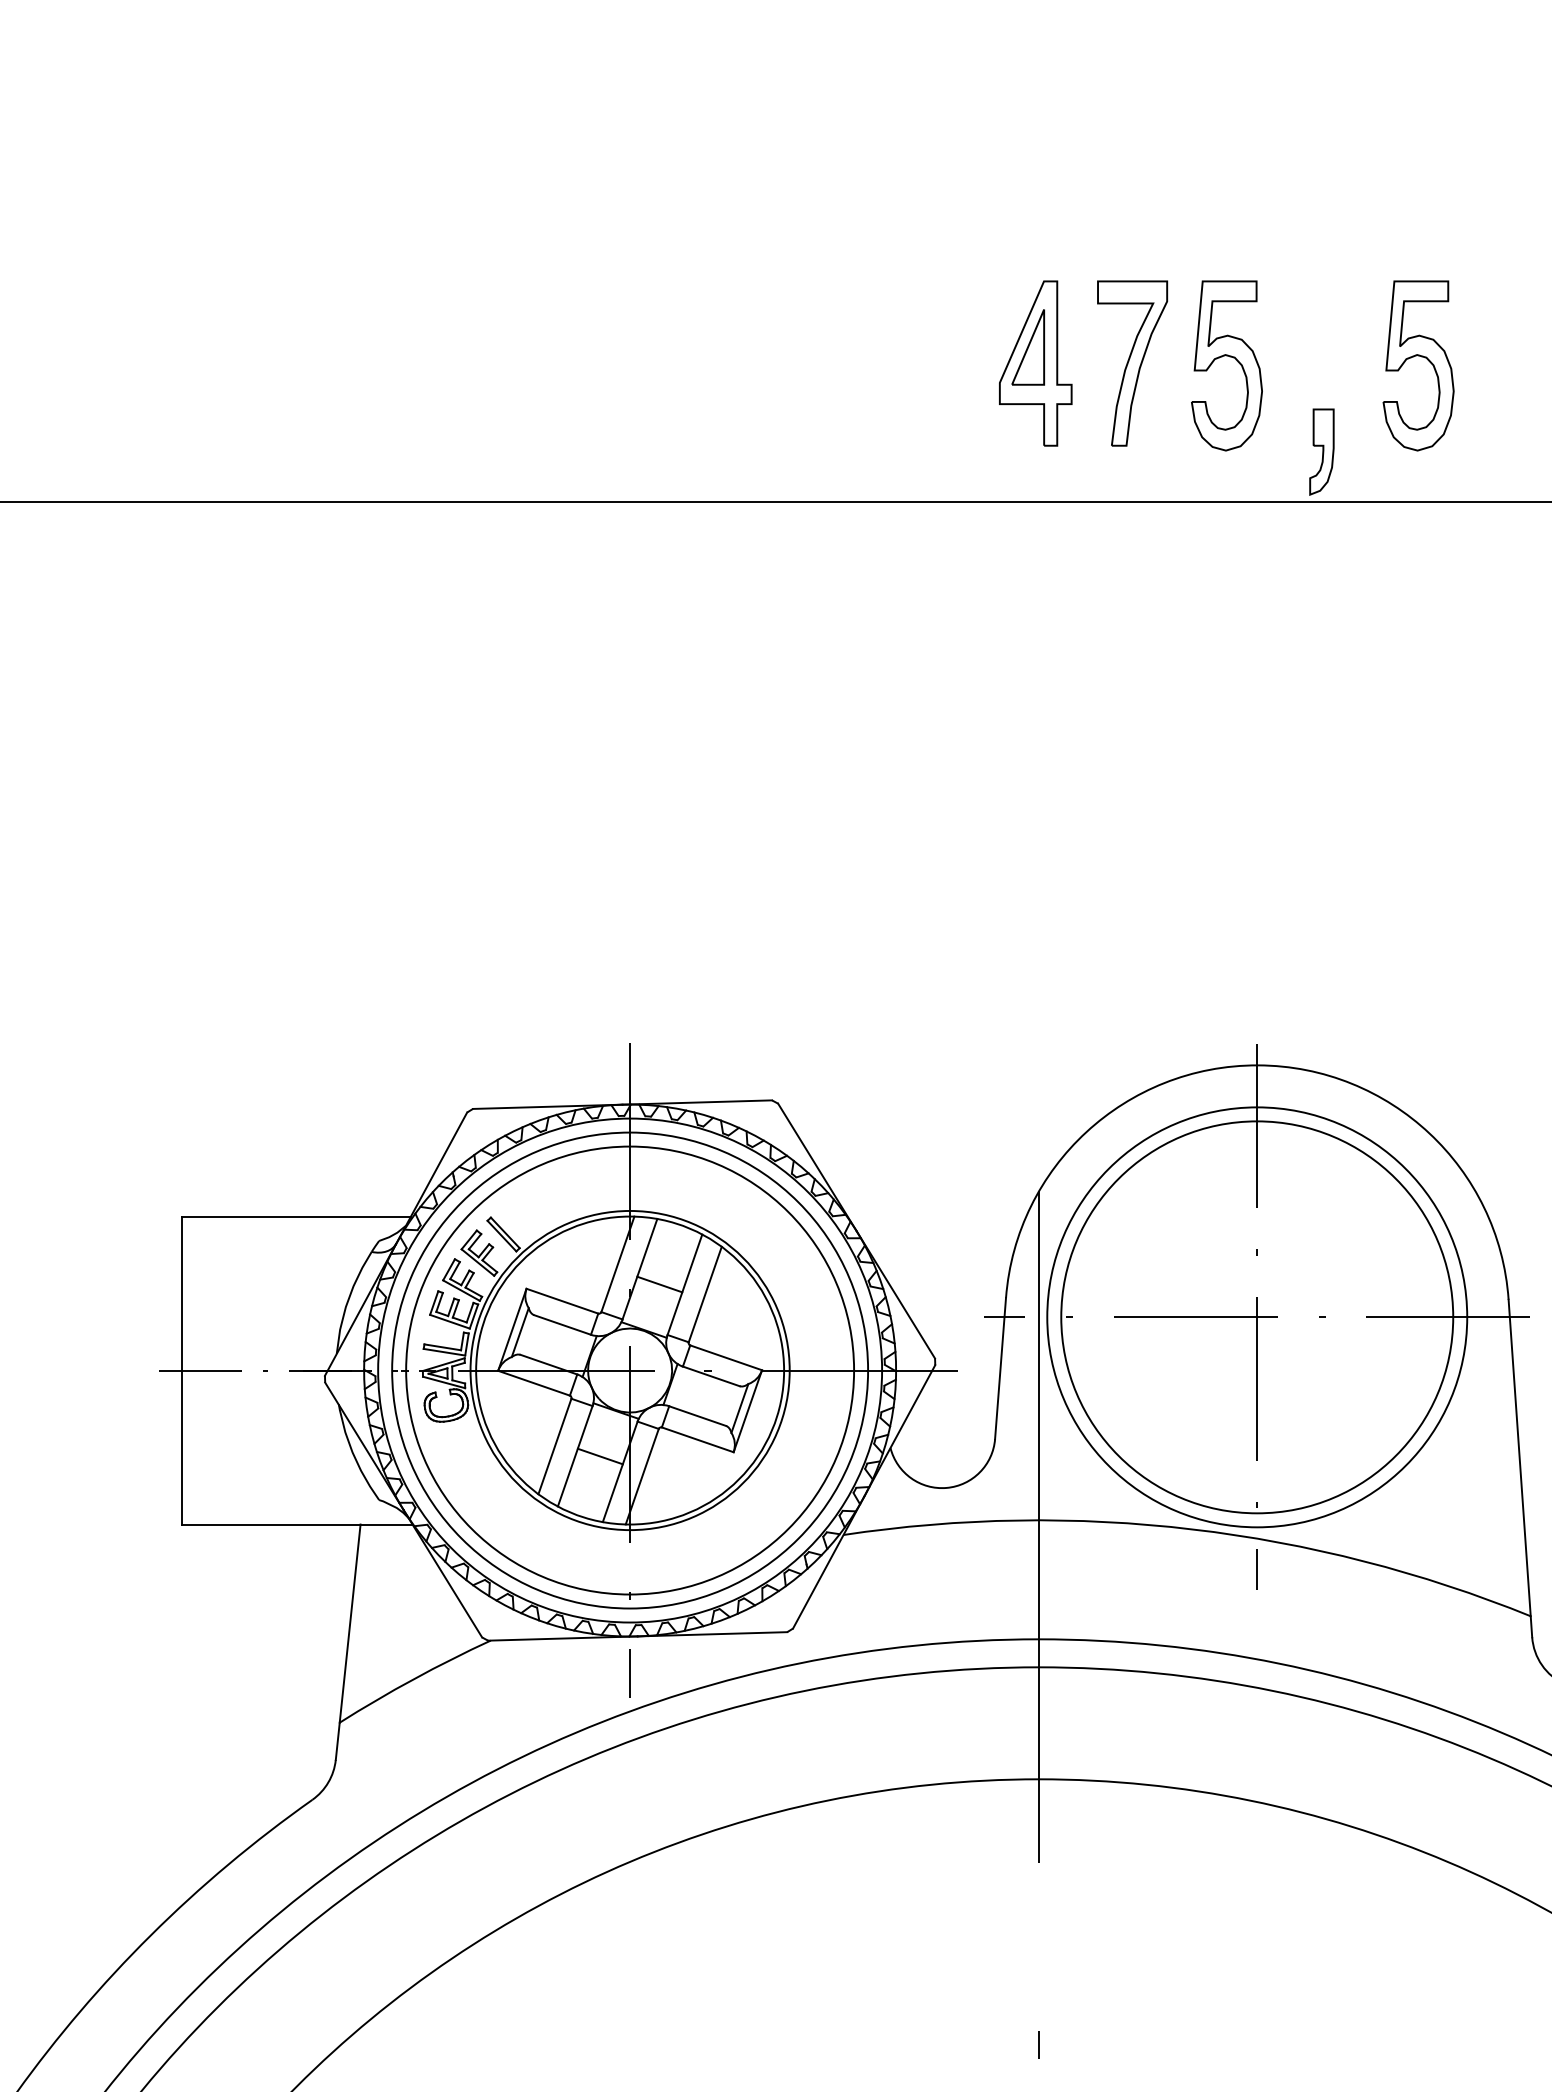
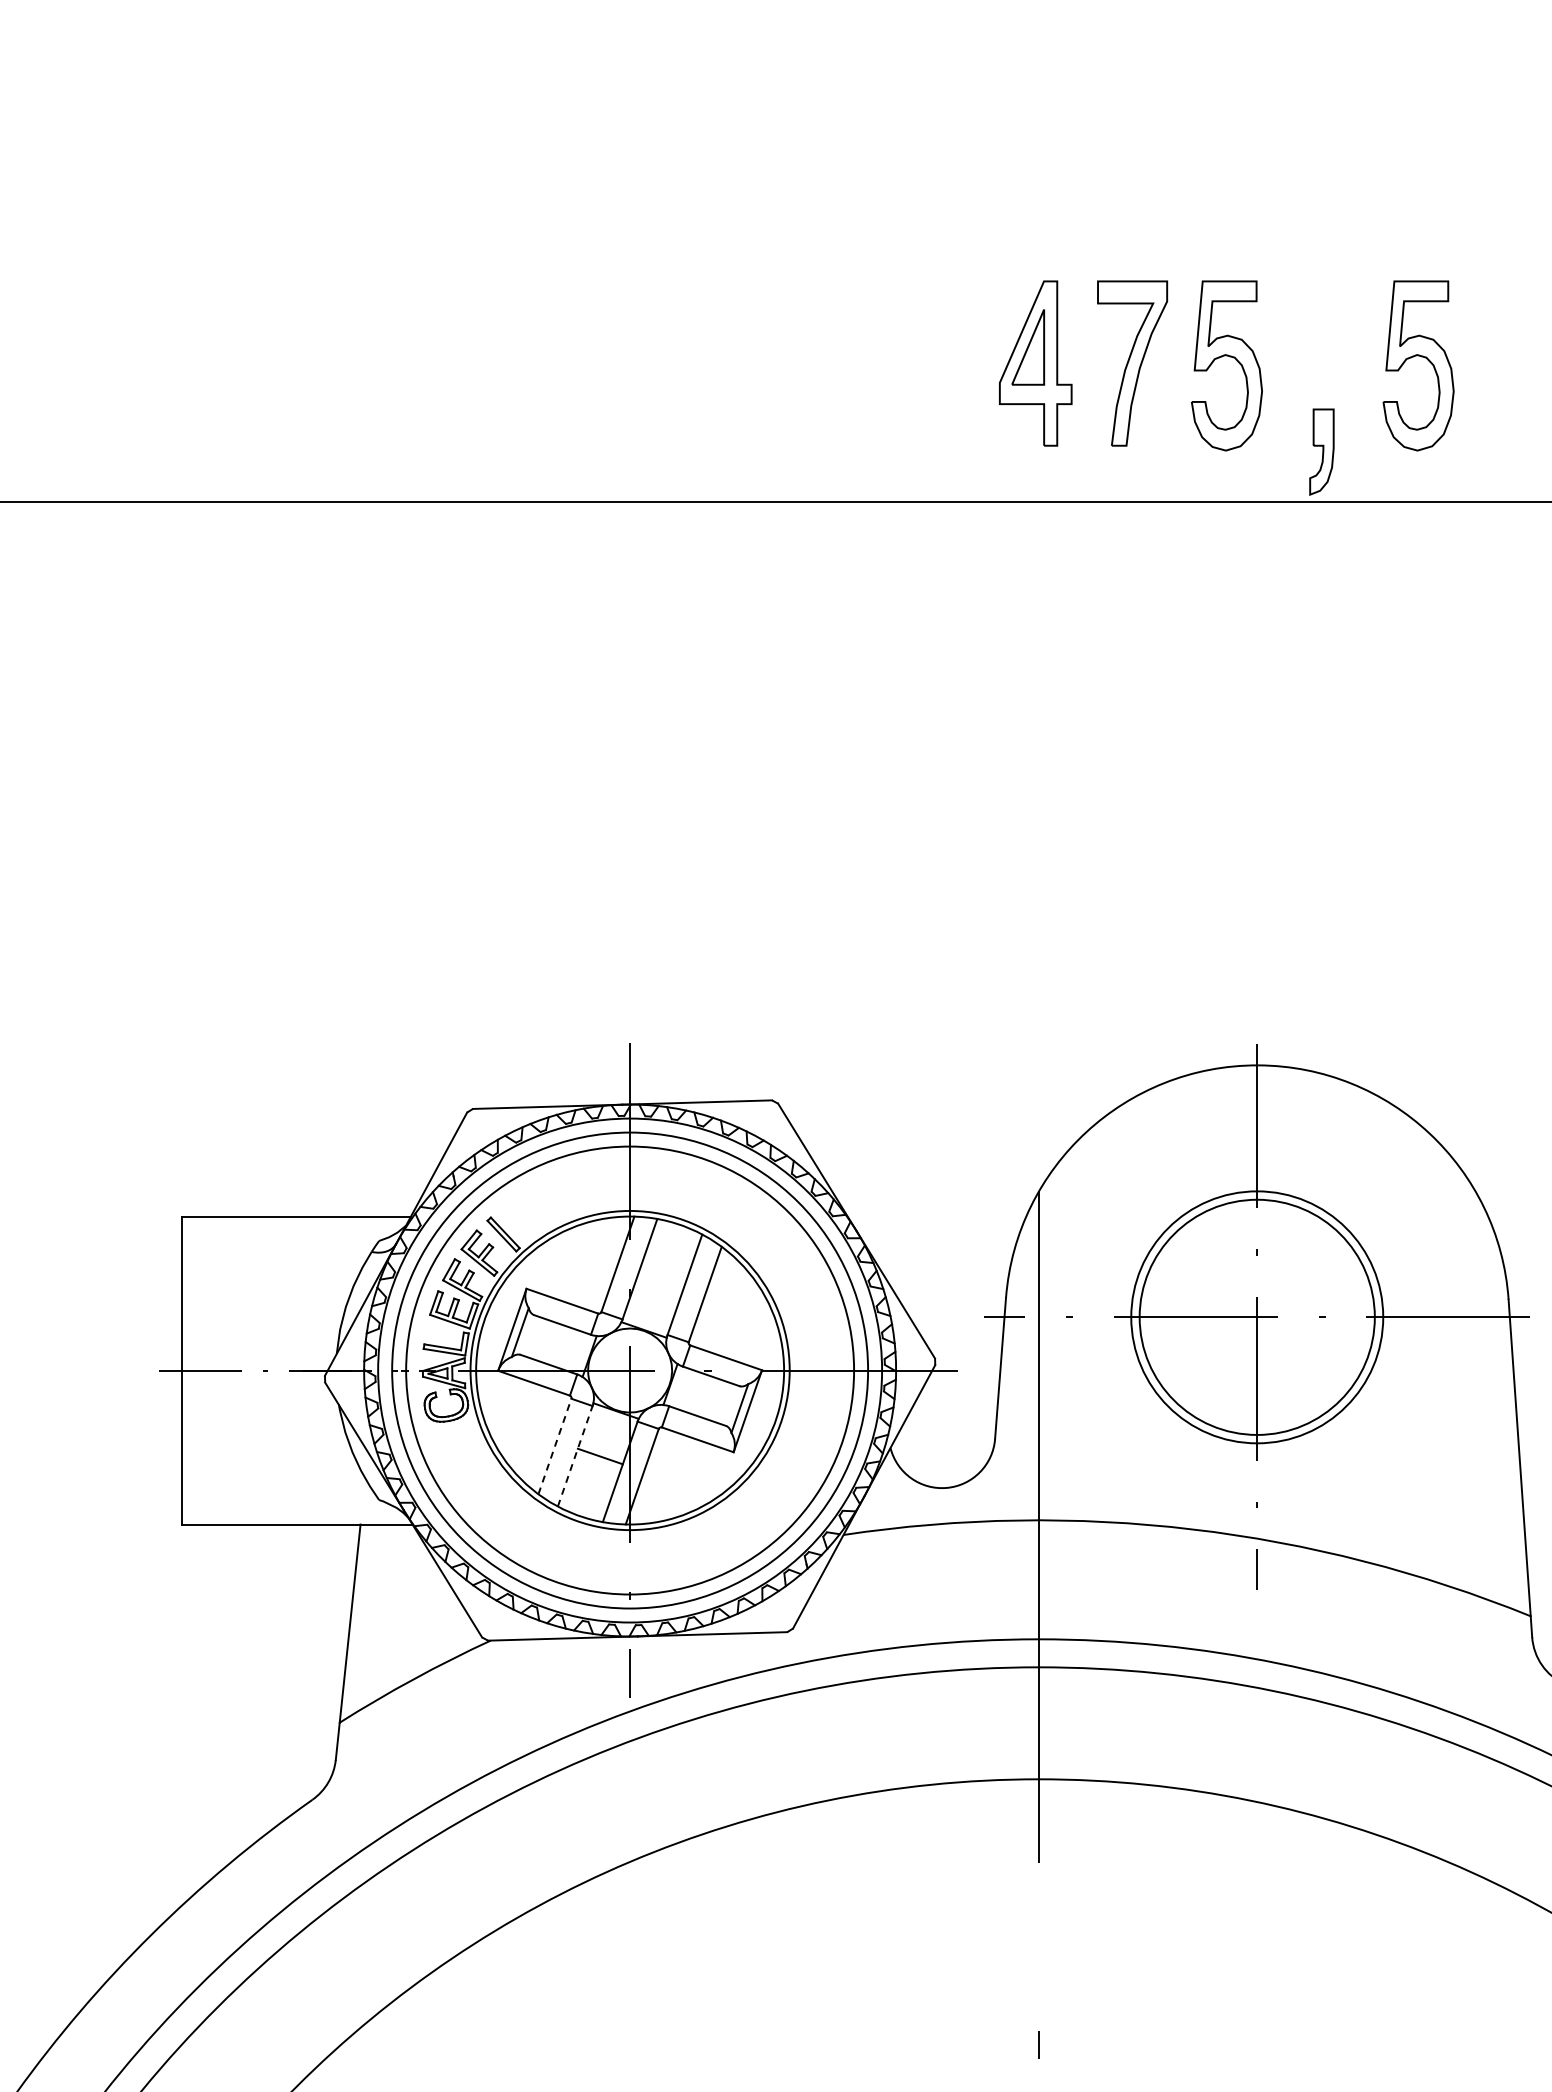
line: present -> none (659, 1284)
circle diameter: 392 px -> 235 px (1256, 1316)
circle diameter: 420 px -> 252 px (1257, 1317)
line: solid -> dashed (554, 1446)
line: solid -> dashed (575, 1455)
